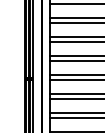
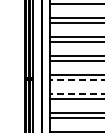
line: solid -> dashed (76, 79)
line: solid -> dashed (76, 94)
